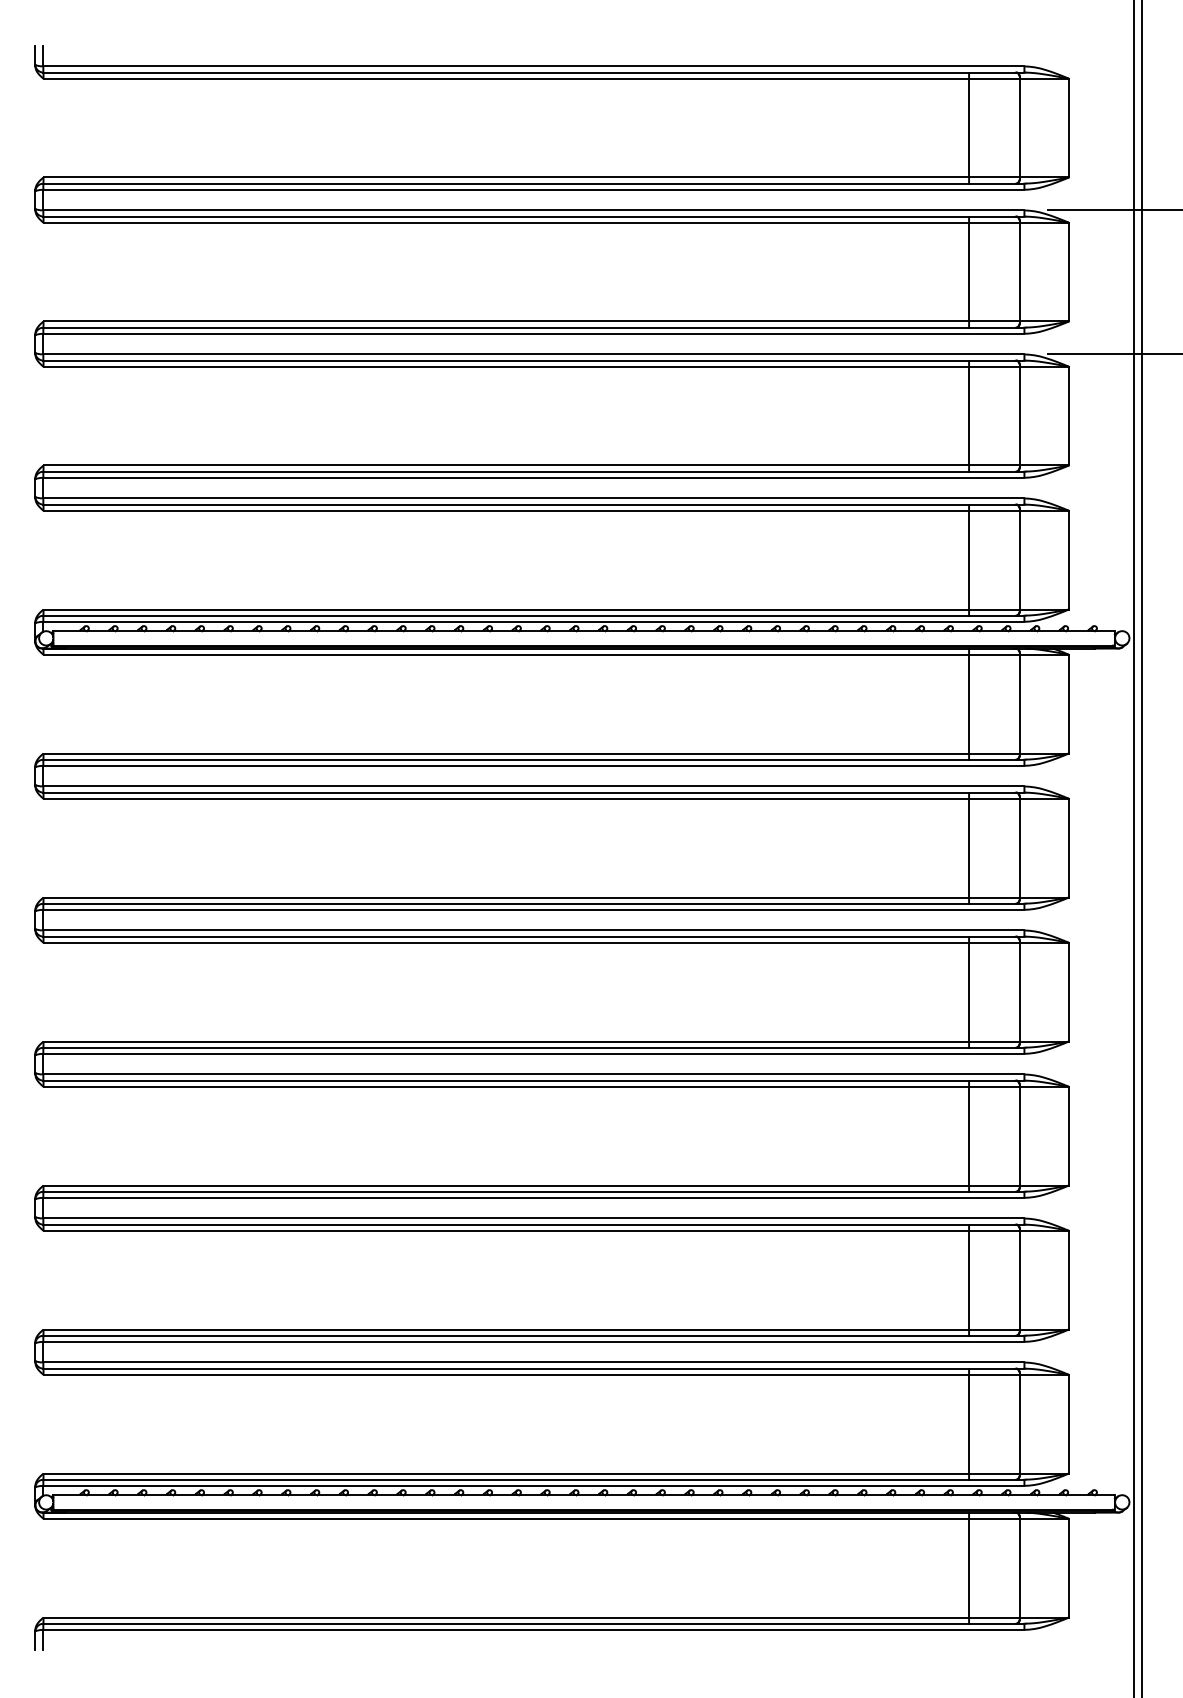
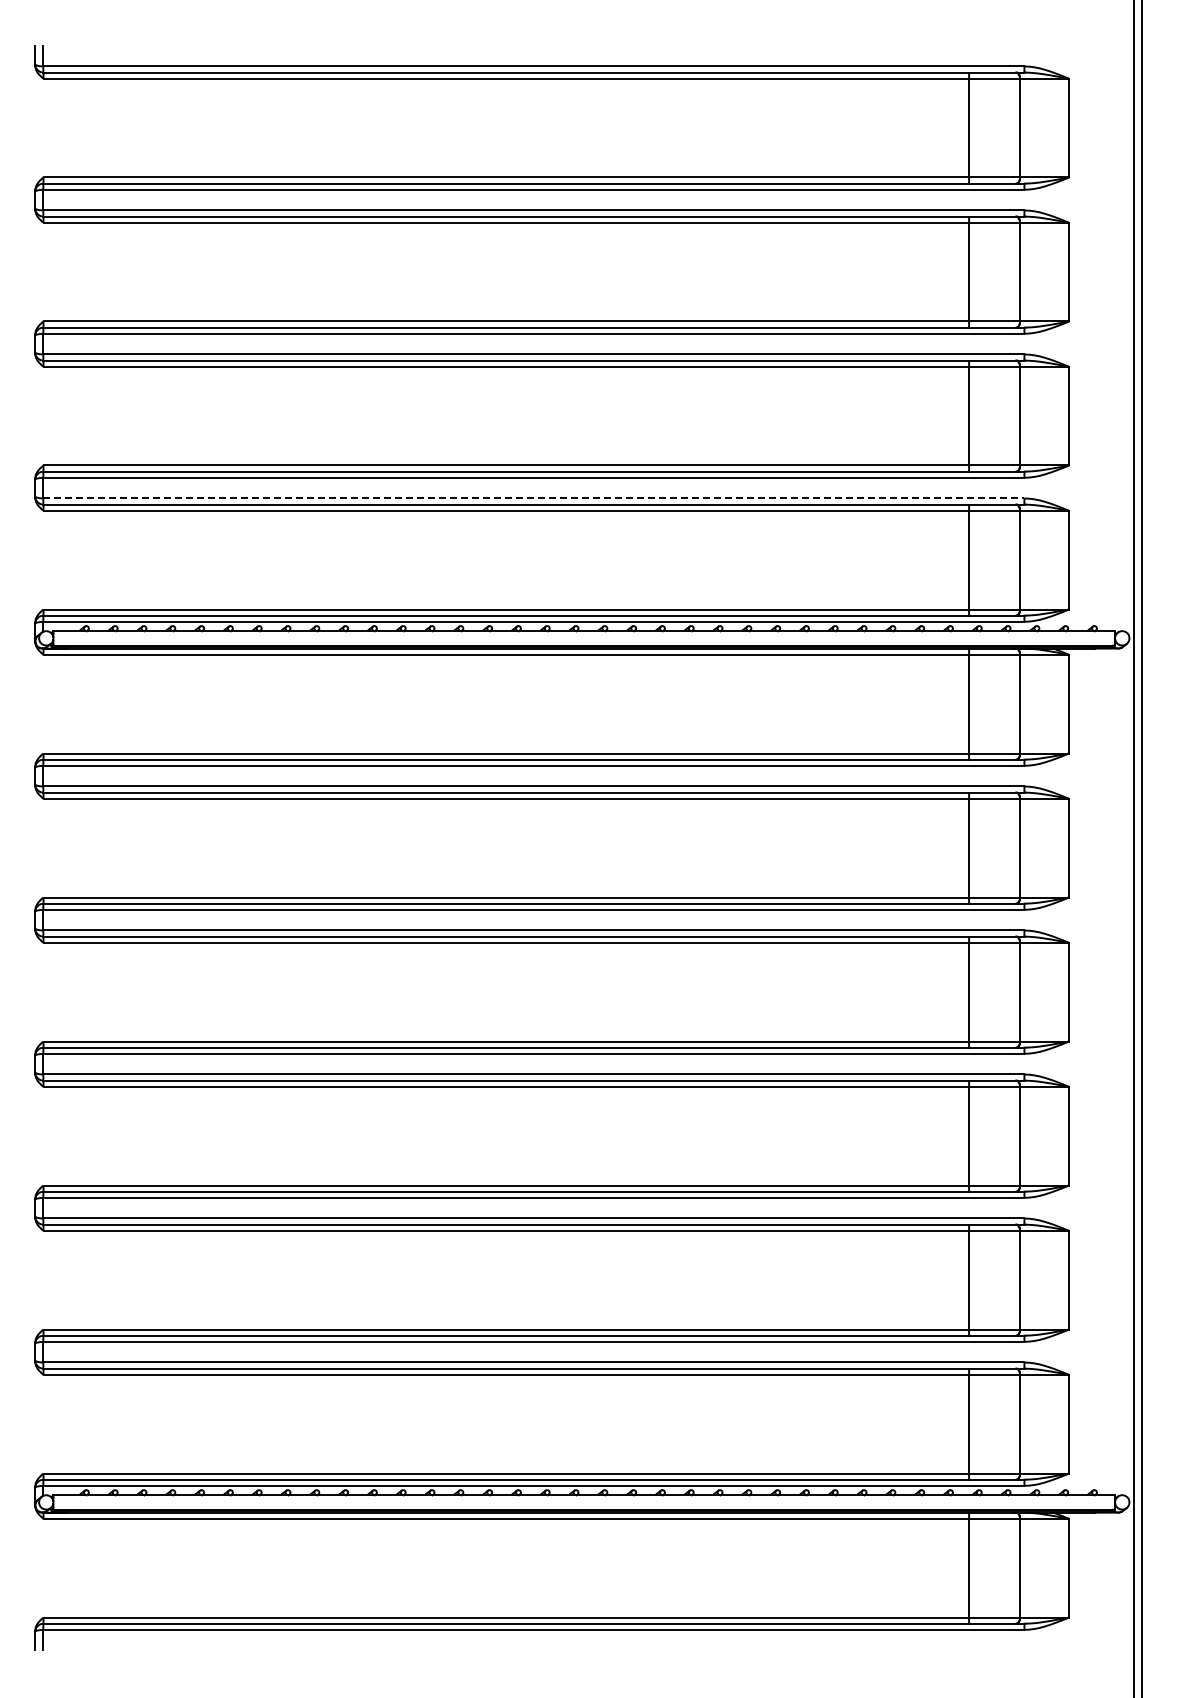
line: present -> none (1113, 210)
line: present -> none (1113, 354)
line: solid -> dashed (533, 498)
